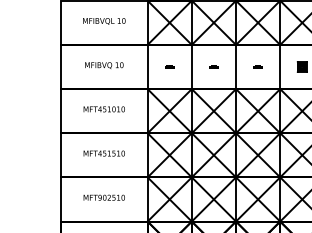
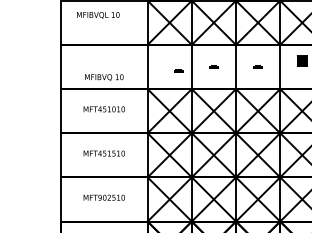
text position: (104, 21) -> (98, 15) (98, 15)
text position: (104, 65) -> (104, 77) (104, 77)
part position: (169, 66) -> (178, 70) (178, 70)
part position: (301, 66) -> (301, 60) (301, 60)
